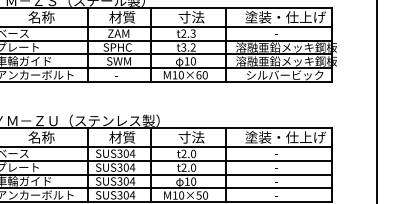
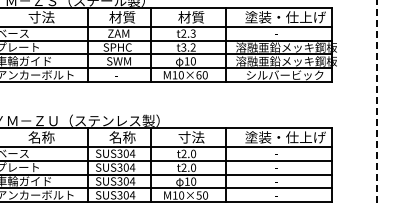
text: 名称 -> 寸法 (41, 17)
text: 寸法 -> 材質 (191, 17)
line: solid -> dashed (376, 101)
text: 材質 -> 名称 (122, 137)
